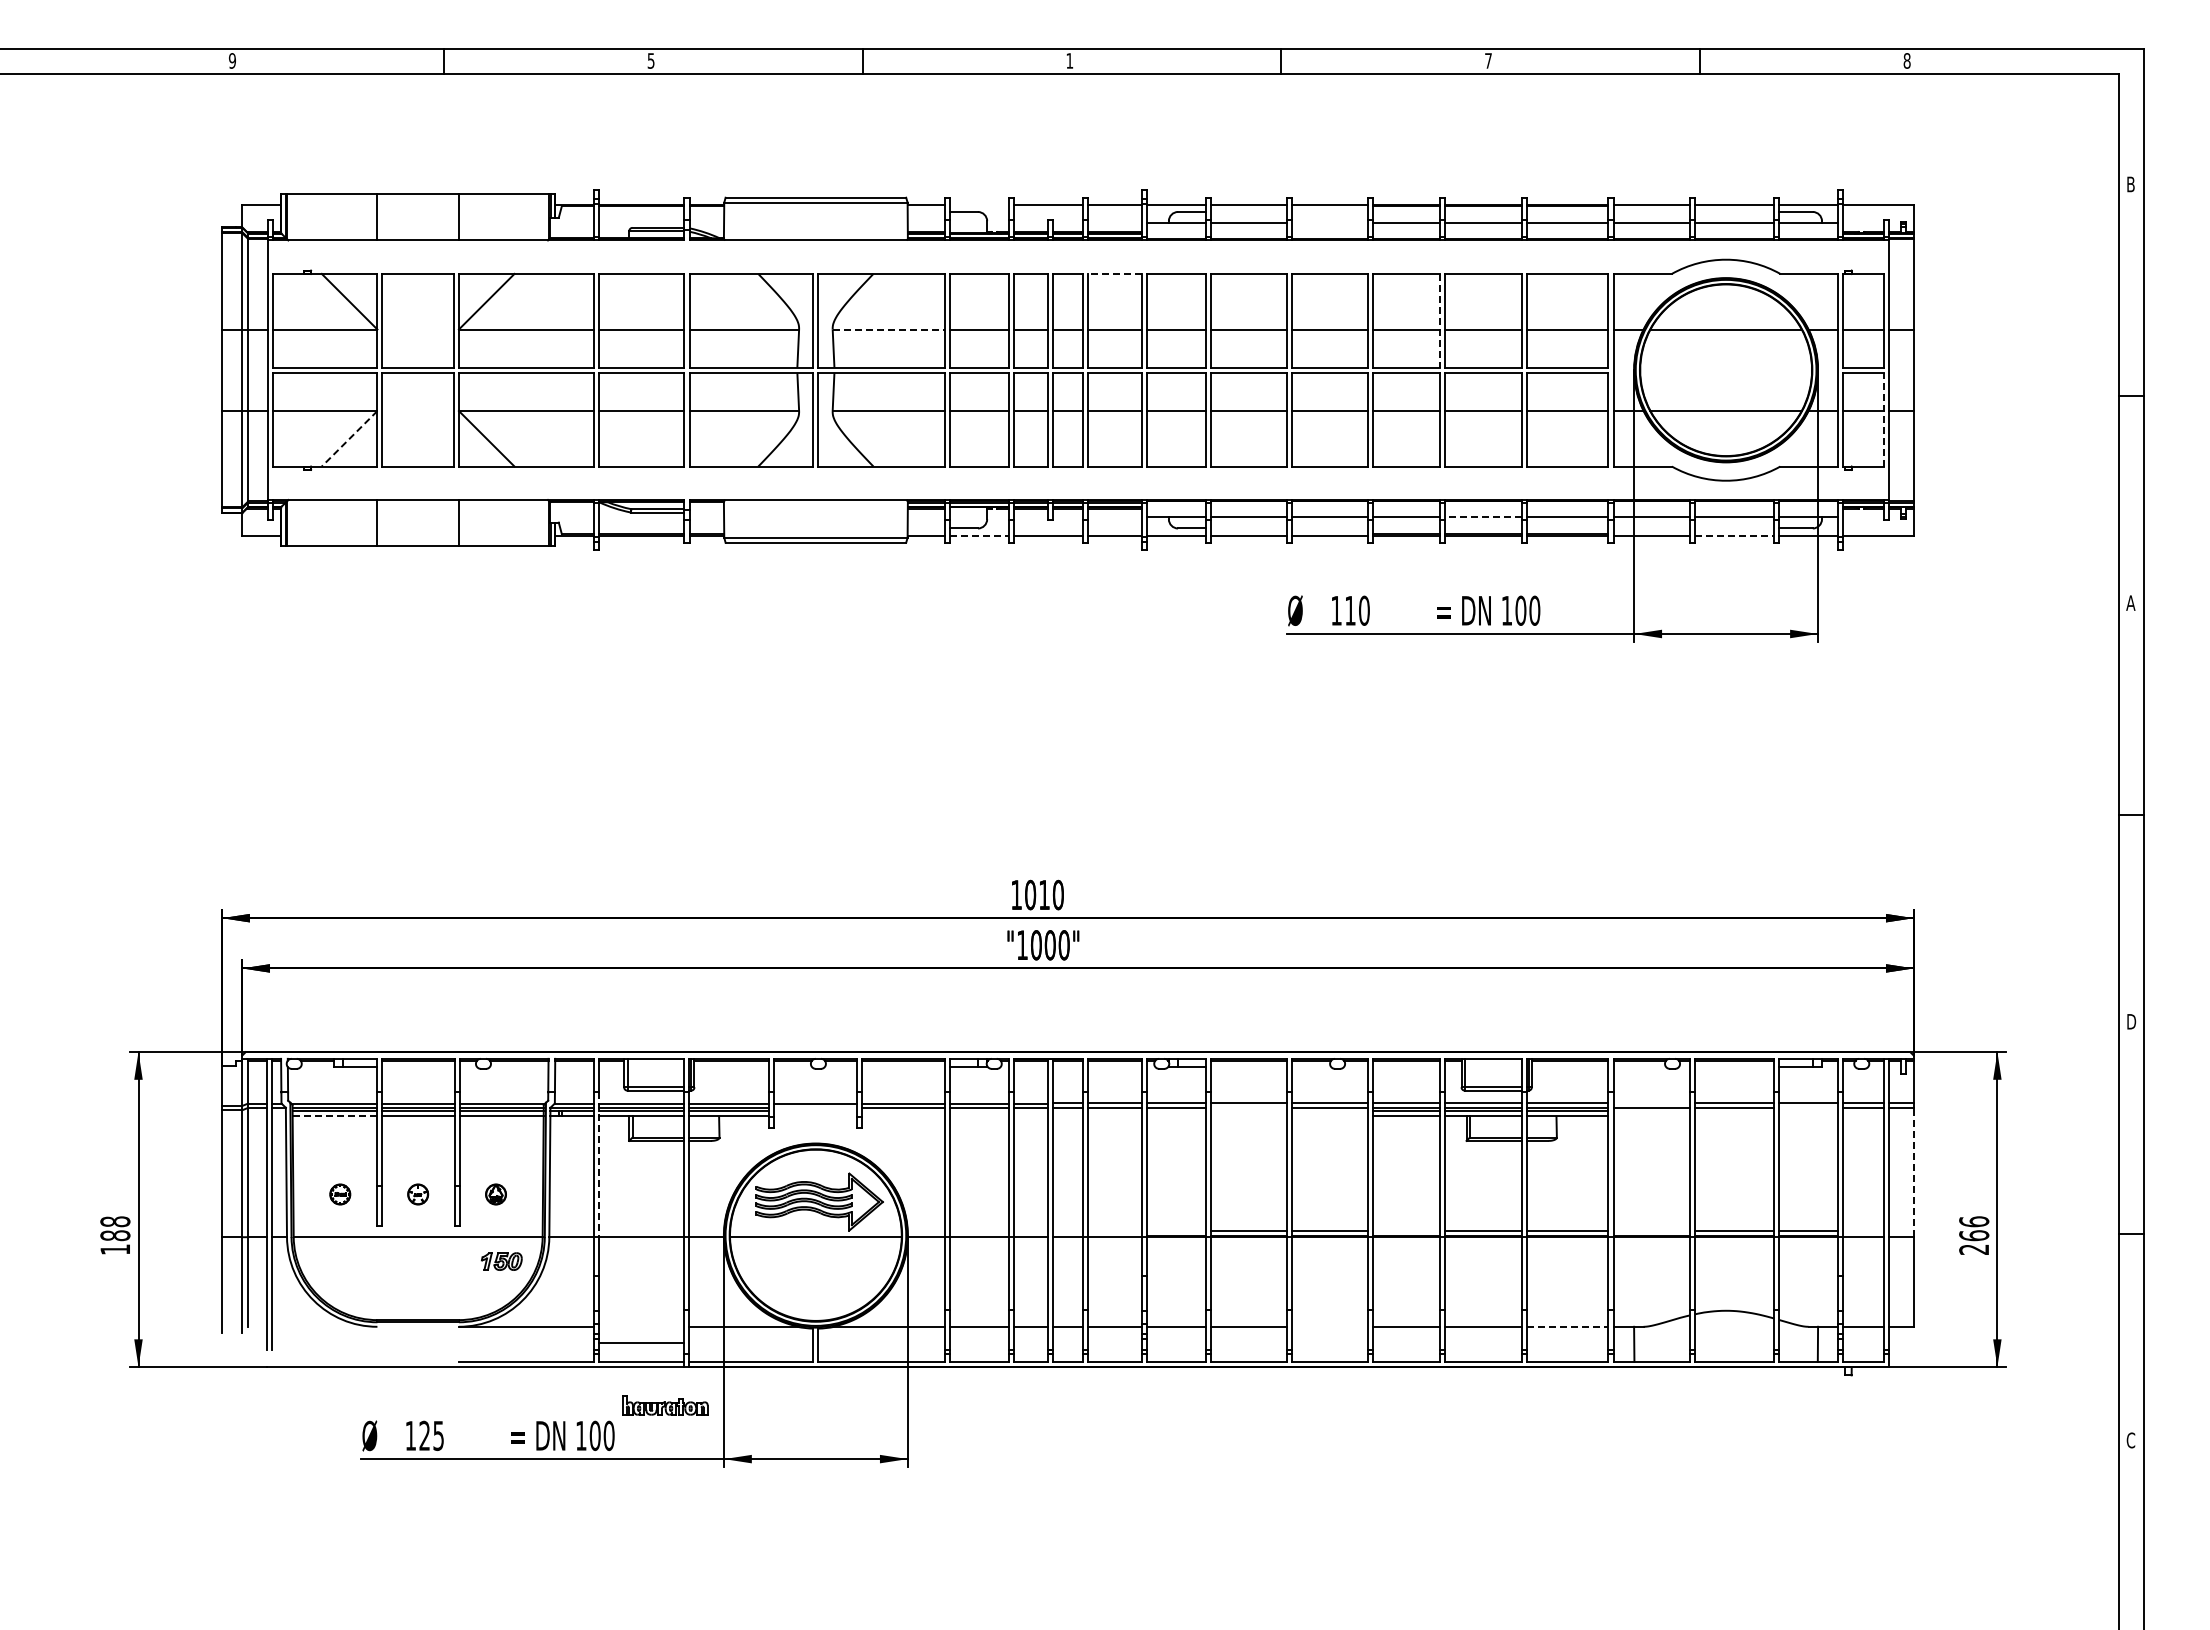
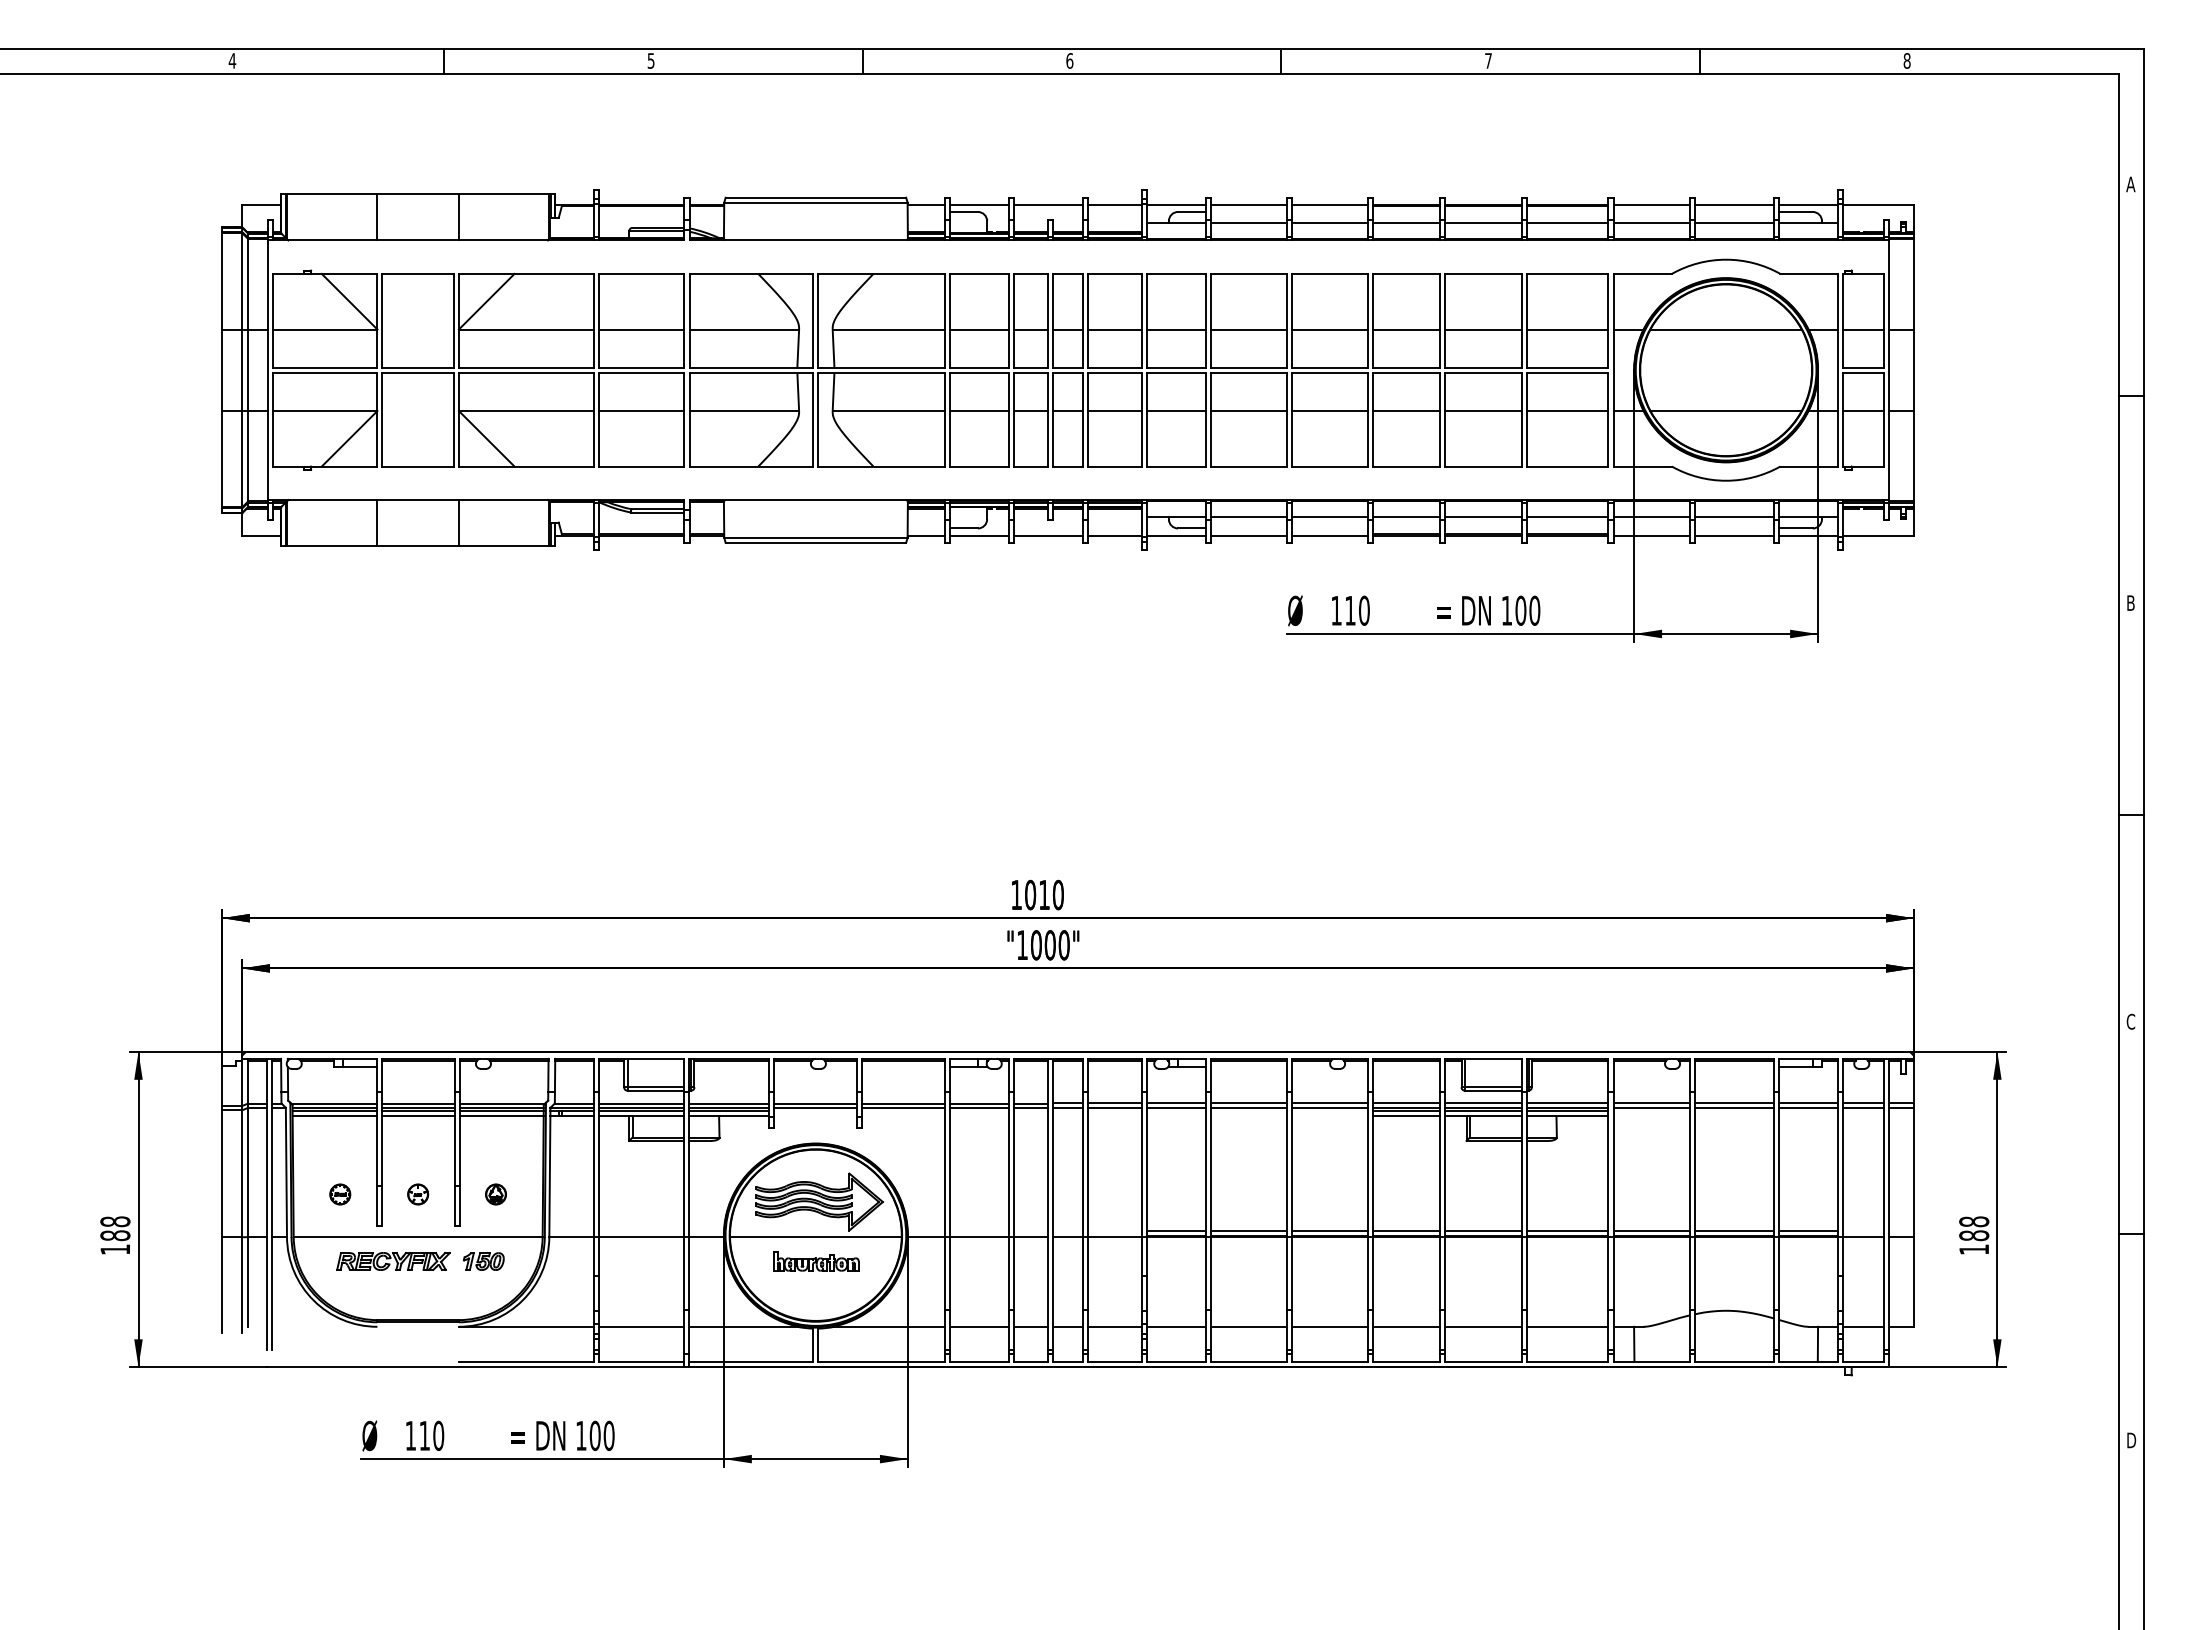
text: 9 -> 4 (232, 60)
text: 1 -> 6 (1069, 60)
text: B -> A (2130, 184)
line: none -> present (979, 204)
line: none -> present (1329, 223)
line: dashed -> solid (1114, 273)
line: dashed -> solid (1439, 320)
line: dashed -> solid (889, 329)
line: dashed -> solid (1883, 419)
line: dashed -> solid (349, 439)
line: dashed -> solid (1483, 517)
line: dashed -> solid (980, 535)
line: dashed -> solid (1734, 535)
text: A -> B (2130, 602)
text: D -> C (2131, 1021)
line: none -> present (1651, 1103)
line: none -> present (815, 1107)
line: none -> present (1248, 1107)
line: none -> present (1808, 1107)
line: dashed -> solid (335, 1115)
line: dashed -> solid (598, 1165)
line: dashed -> solid (1913, 1172)
line: none -> present (1176, 1231)
line: none -> present (1406, 1231)
line: none -> present (1651, 1231)
text: 266 -> 188 (1974, 1235)
part: none -> present (393, 1261)
part position: (501, 1261) -> (483, 1261) (483, 1261)
line: none -> present (1329, 1326)
line: dashed -> solid (1567, 1326)
line position: (641, 1342) -> (641, 1326) (641, 1326)
part position: (665, 1405) -> (816, 1261) (816, 1261)
text: 125 -> 110 (431, 1435)
text: C -> D (2131, 1440)
